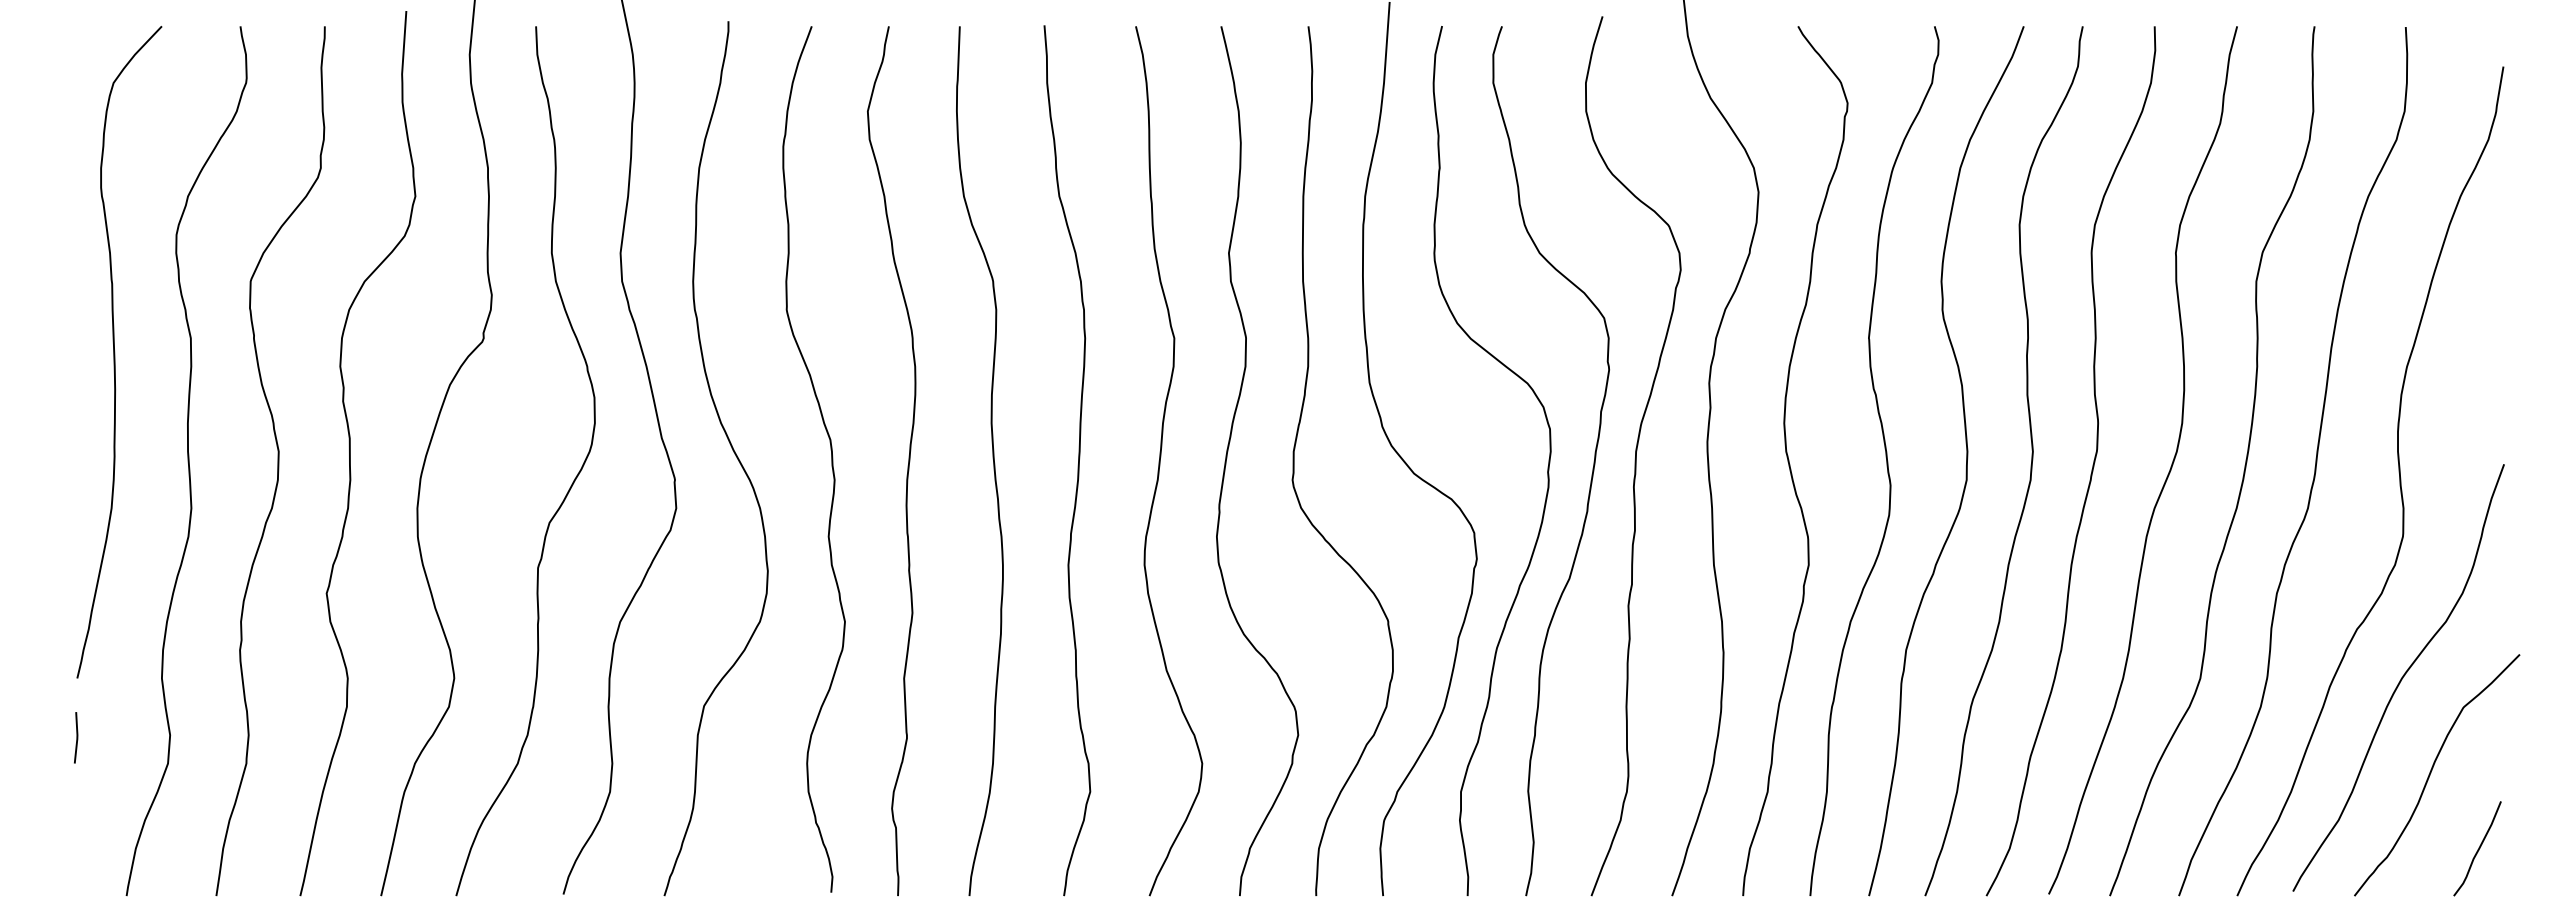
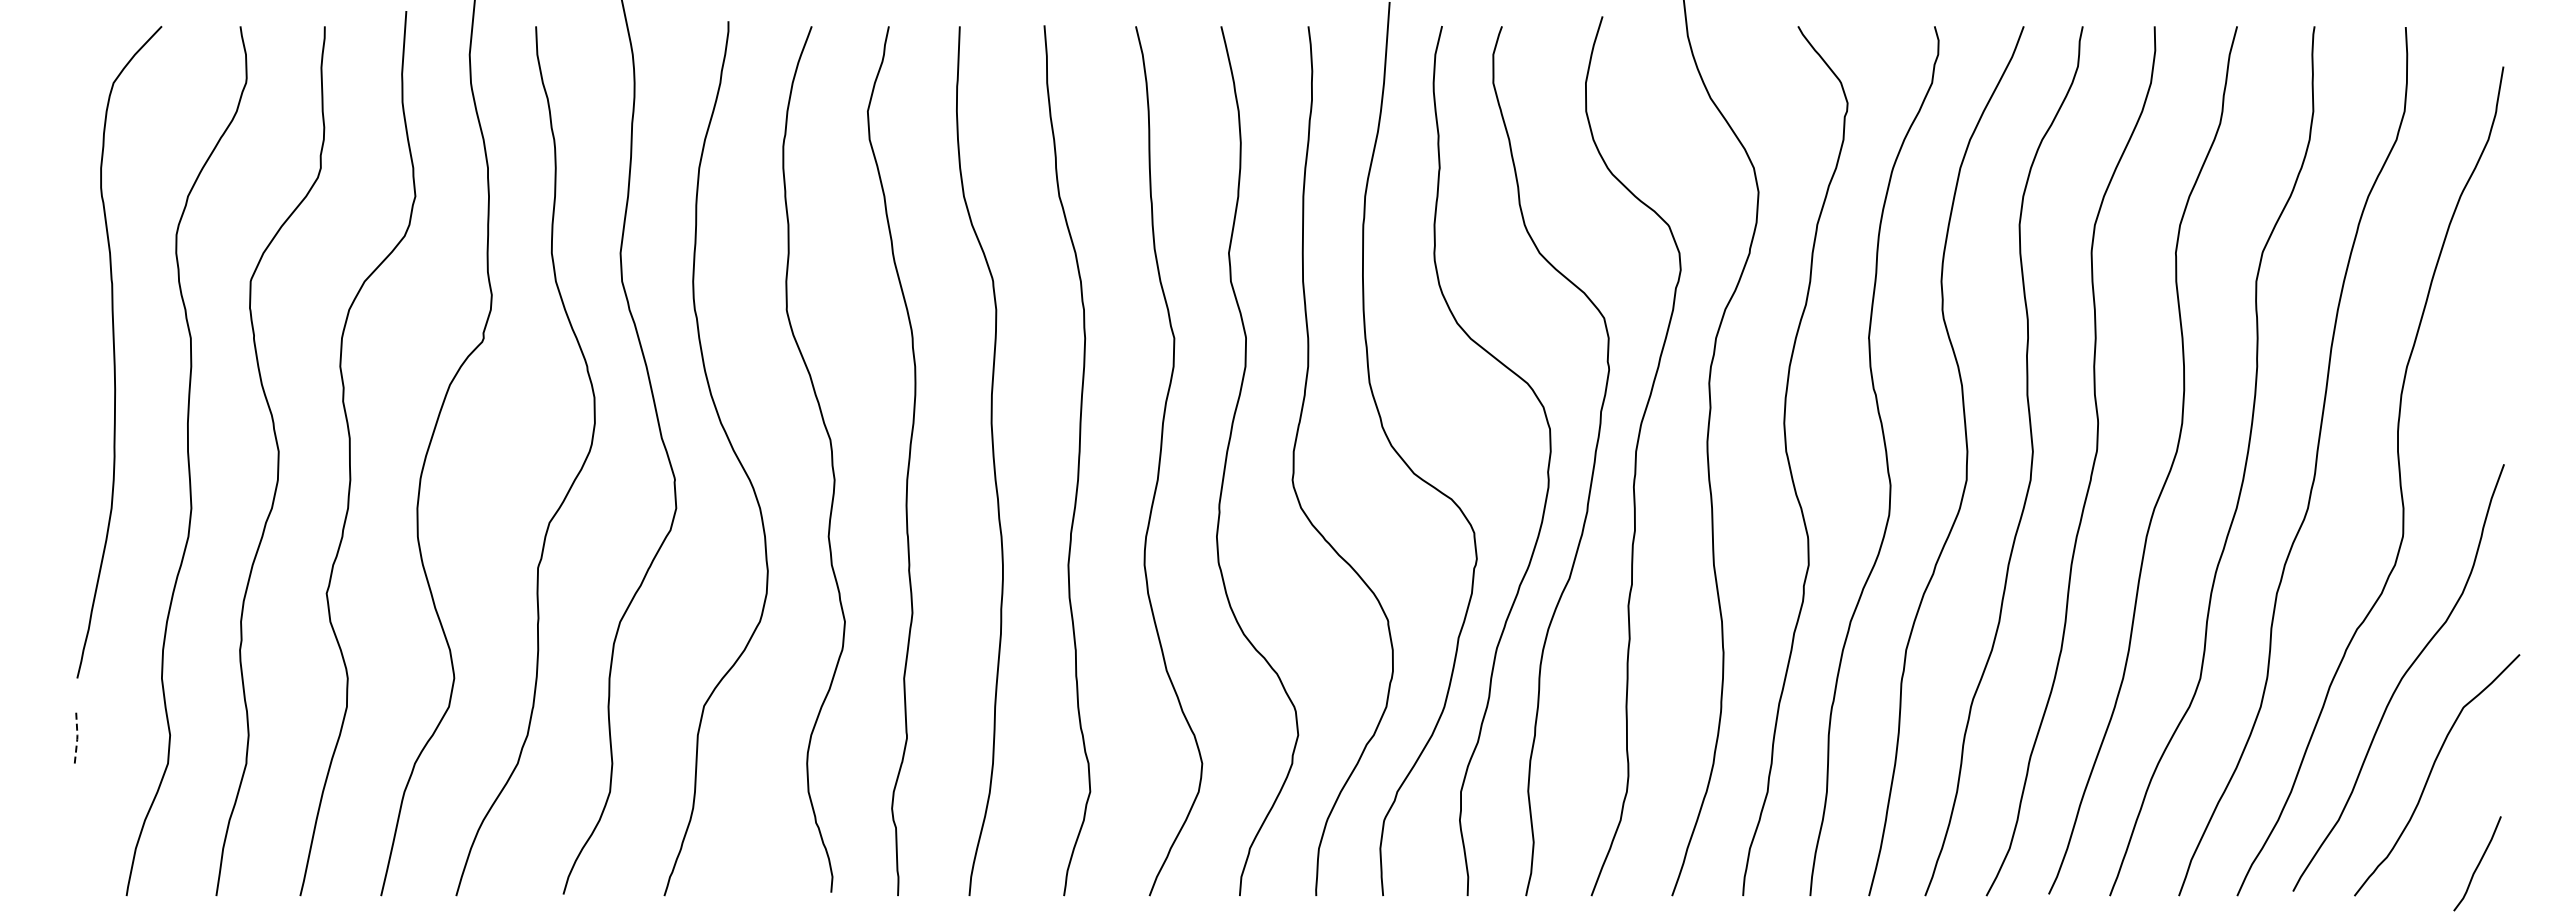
line: solid -> dashed (77, 737)
curve position: (2478, 848) -> (2478, 863) (2478, 863)
